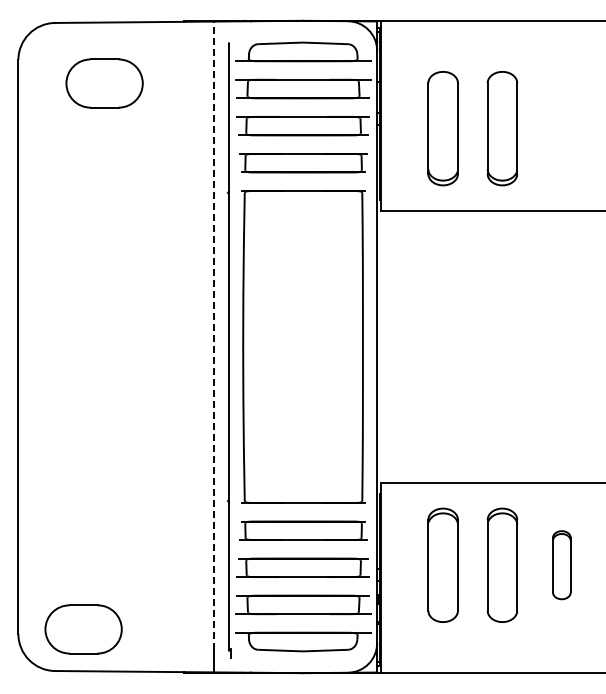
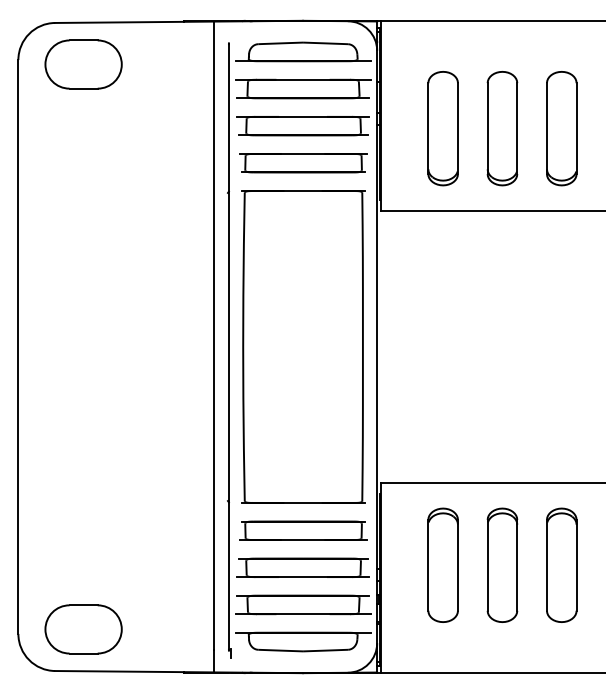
part position: (104, 83) -> (83, 64) (83, 64)
part: none -> present (561, 128)
line: dashed -> solid (214, 335)
part size: 20x71 px -> 32x116 px (561, 564)
